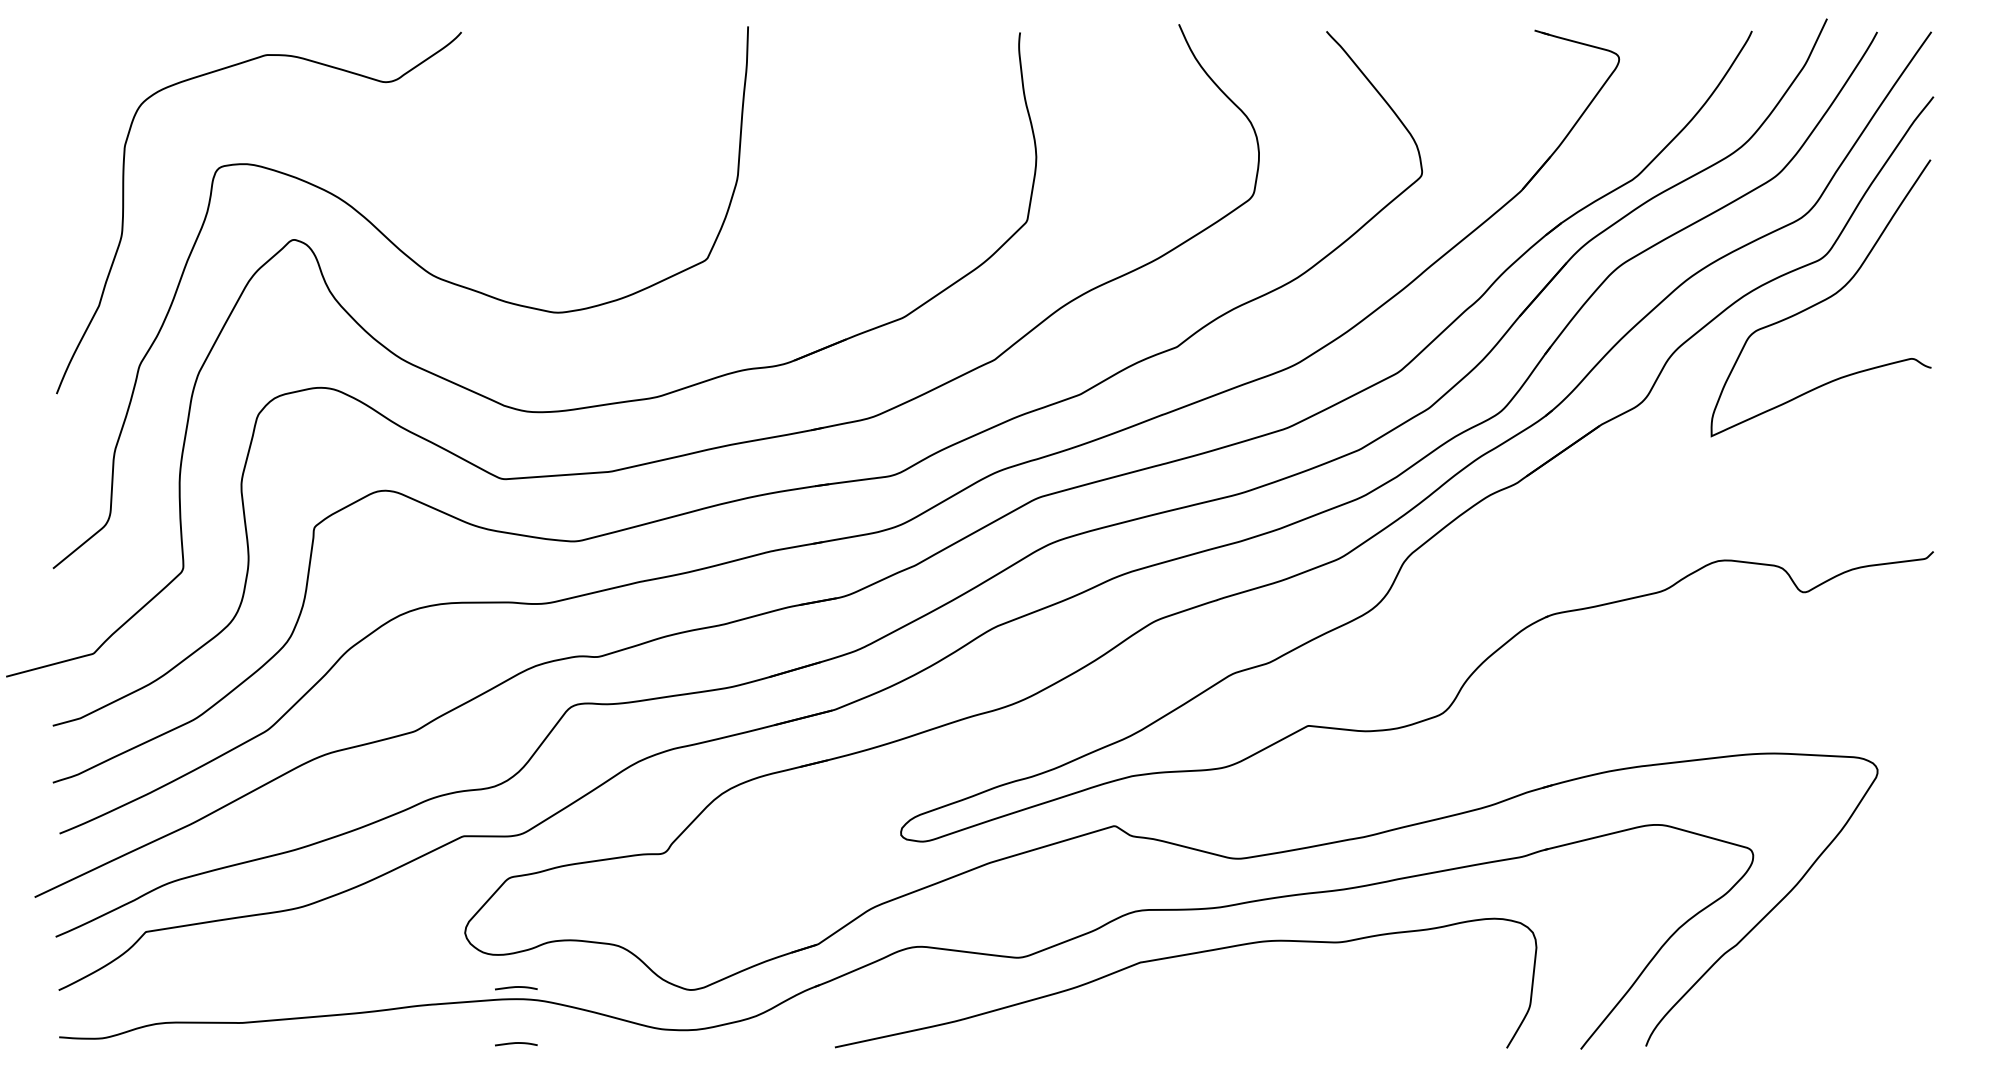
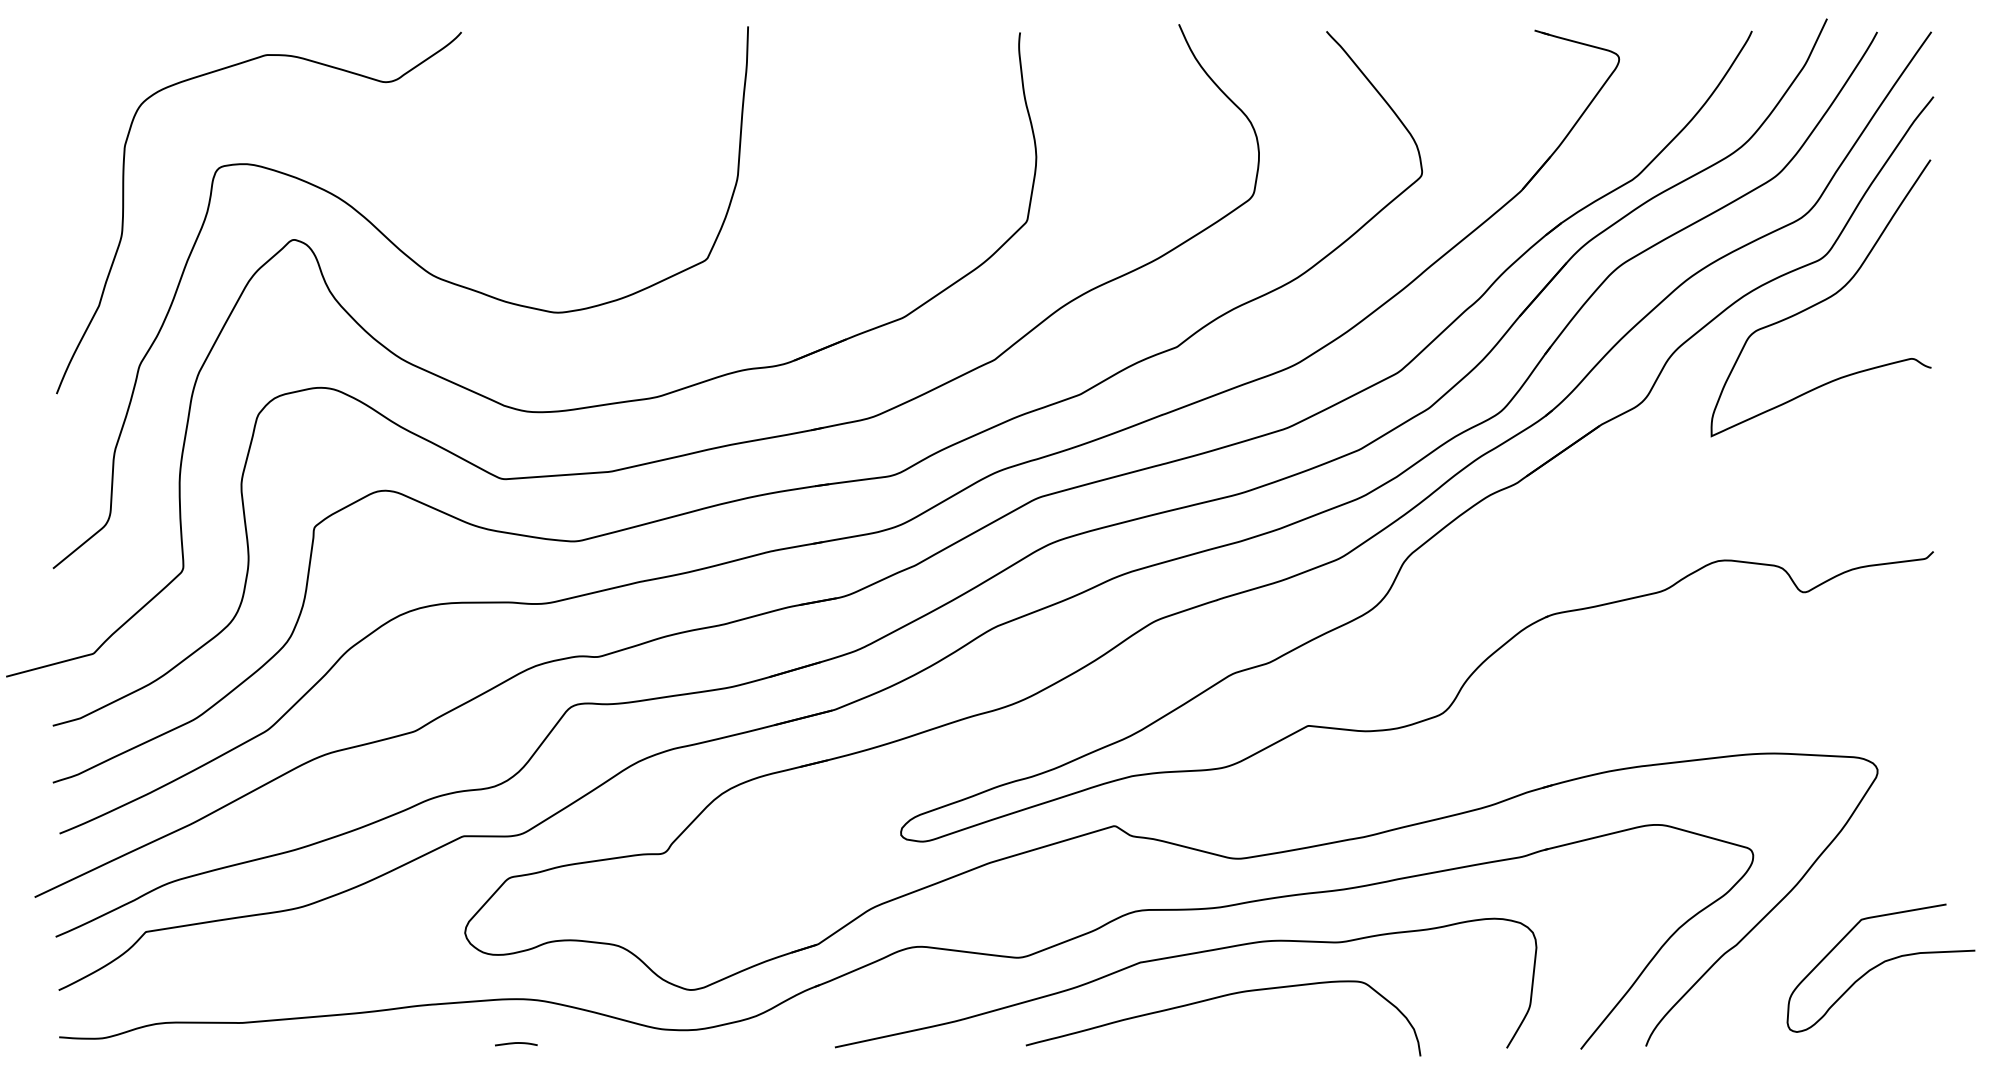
curve: none -> present (1880, 965)
curve: present -> none (516, 987)
curve: none -> present (1218, 998)
